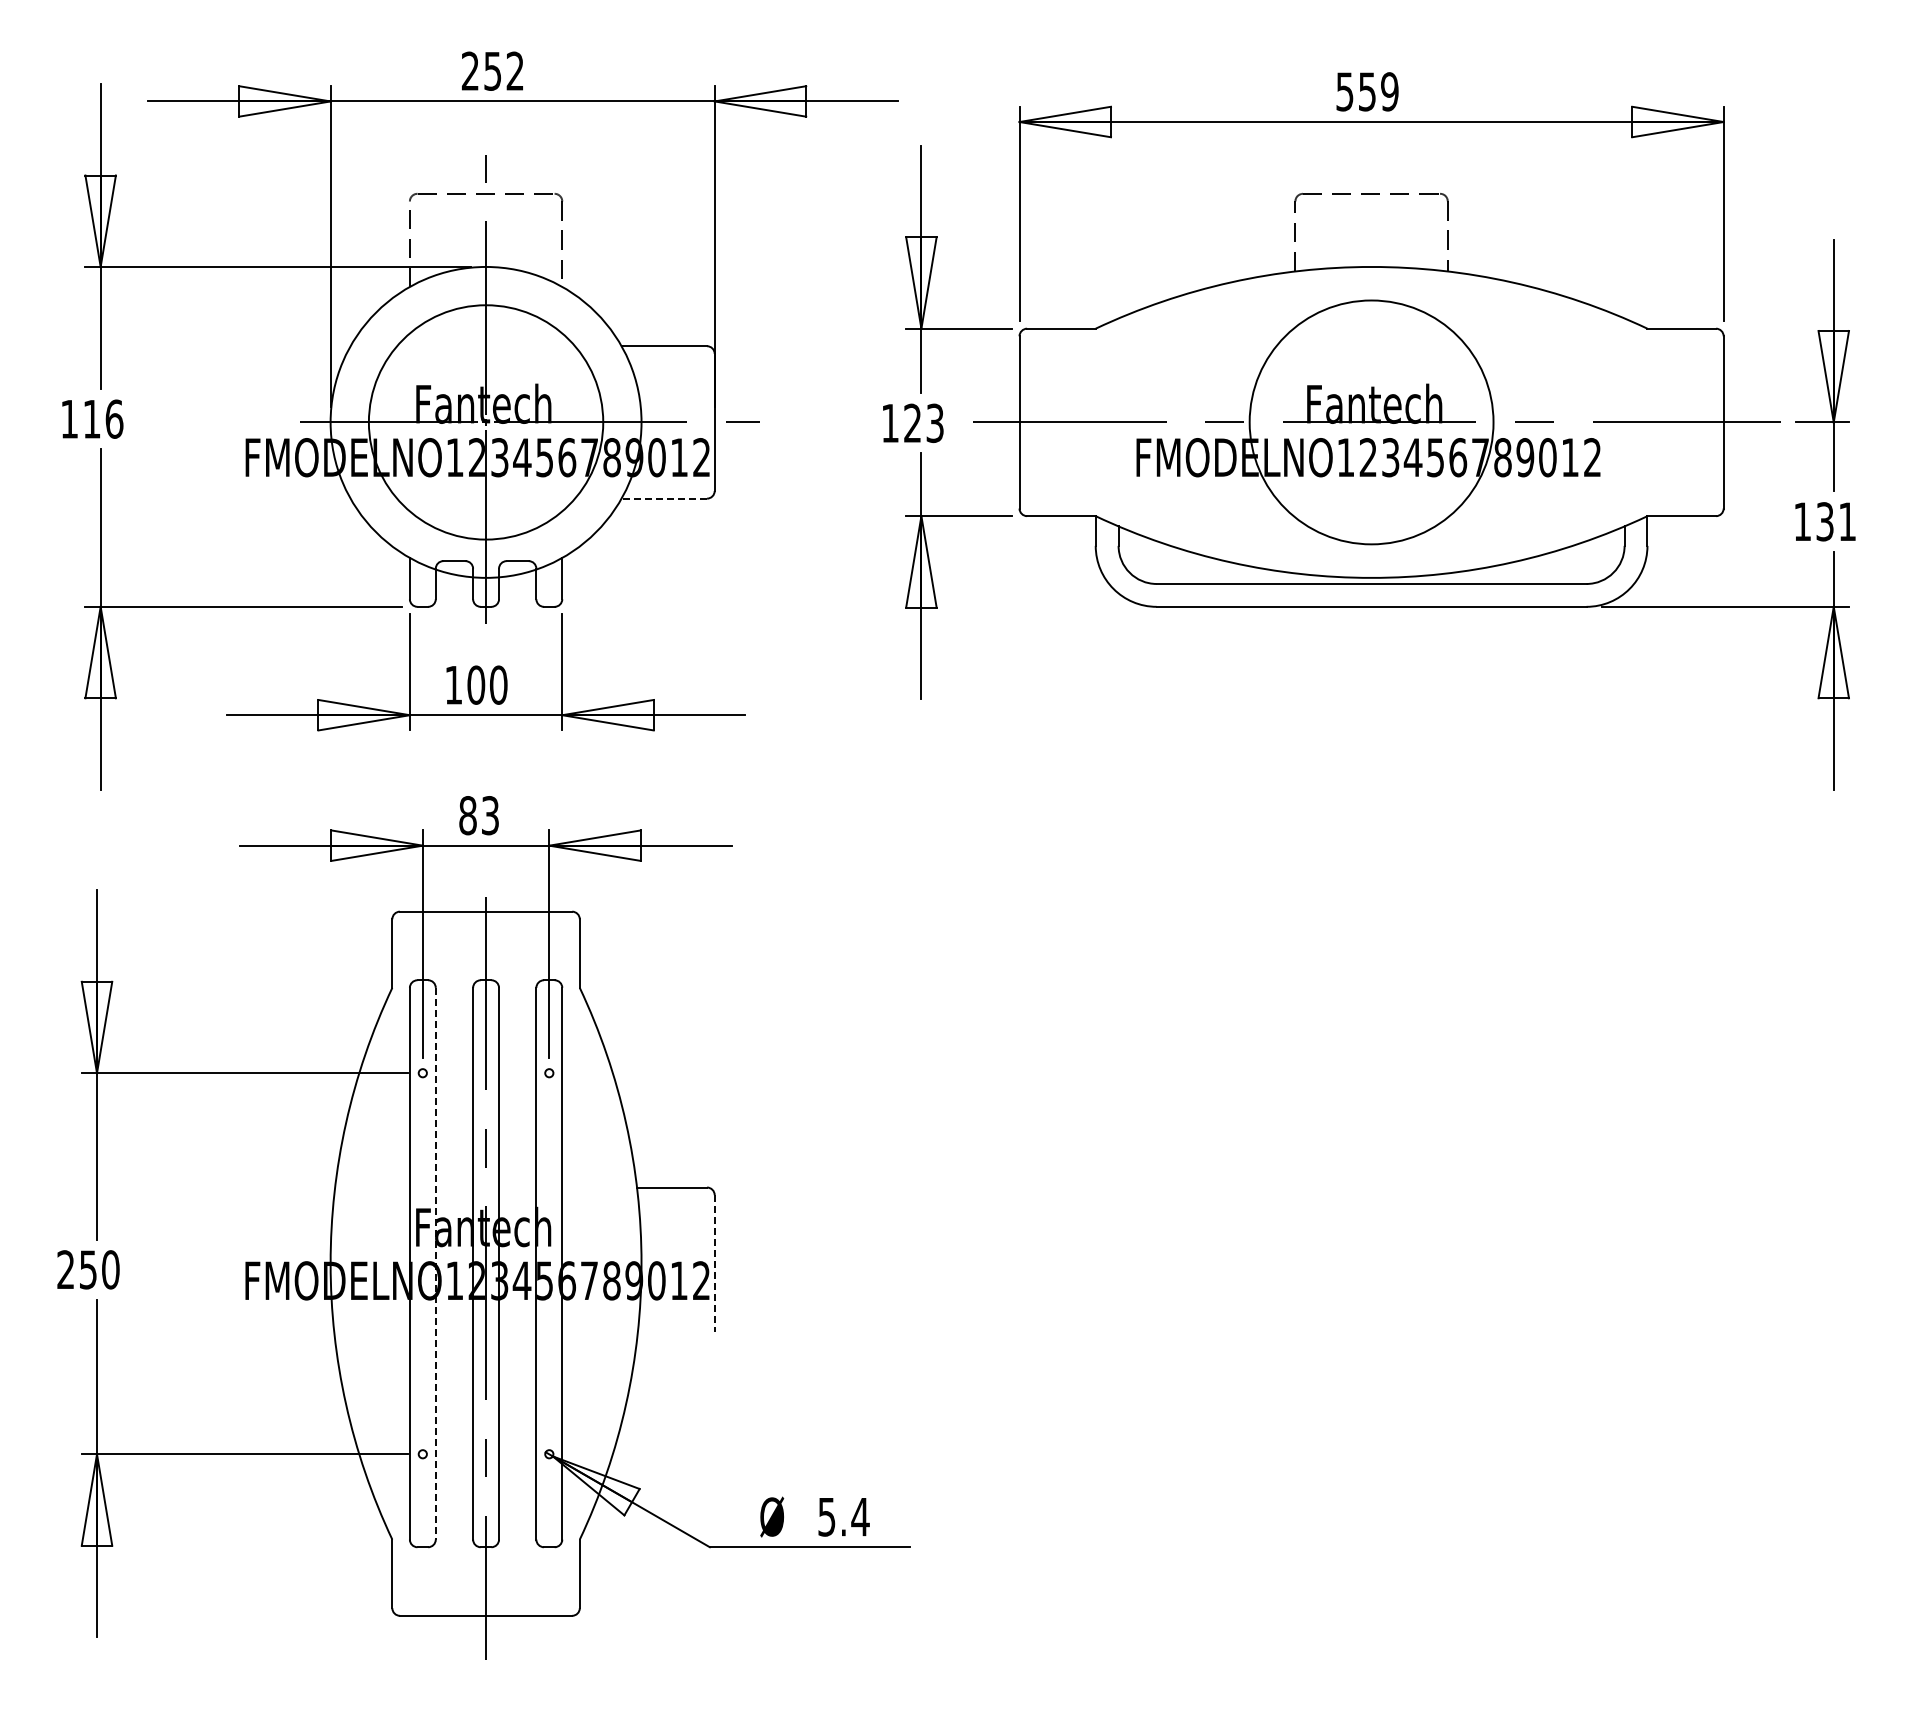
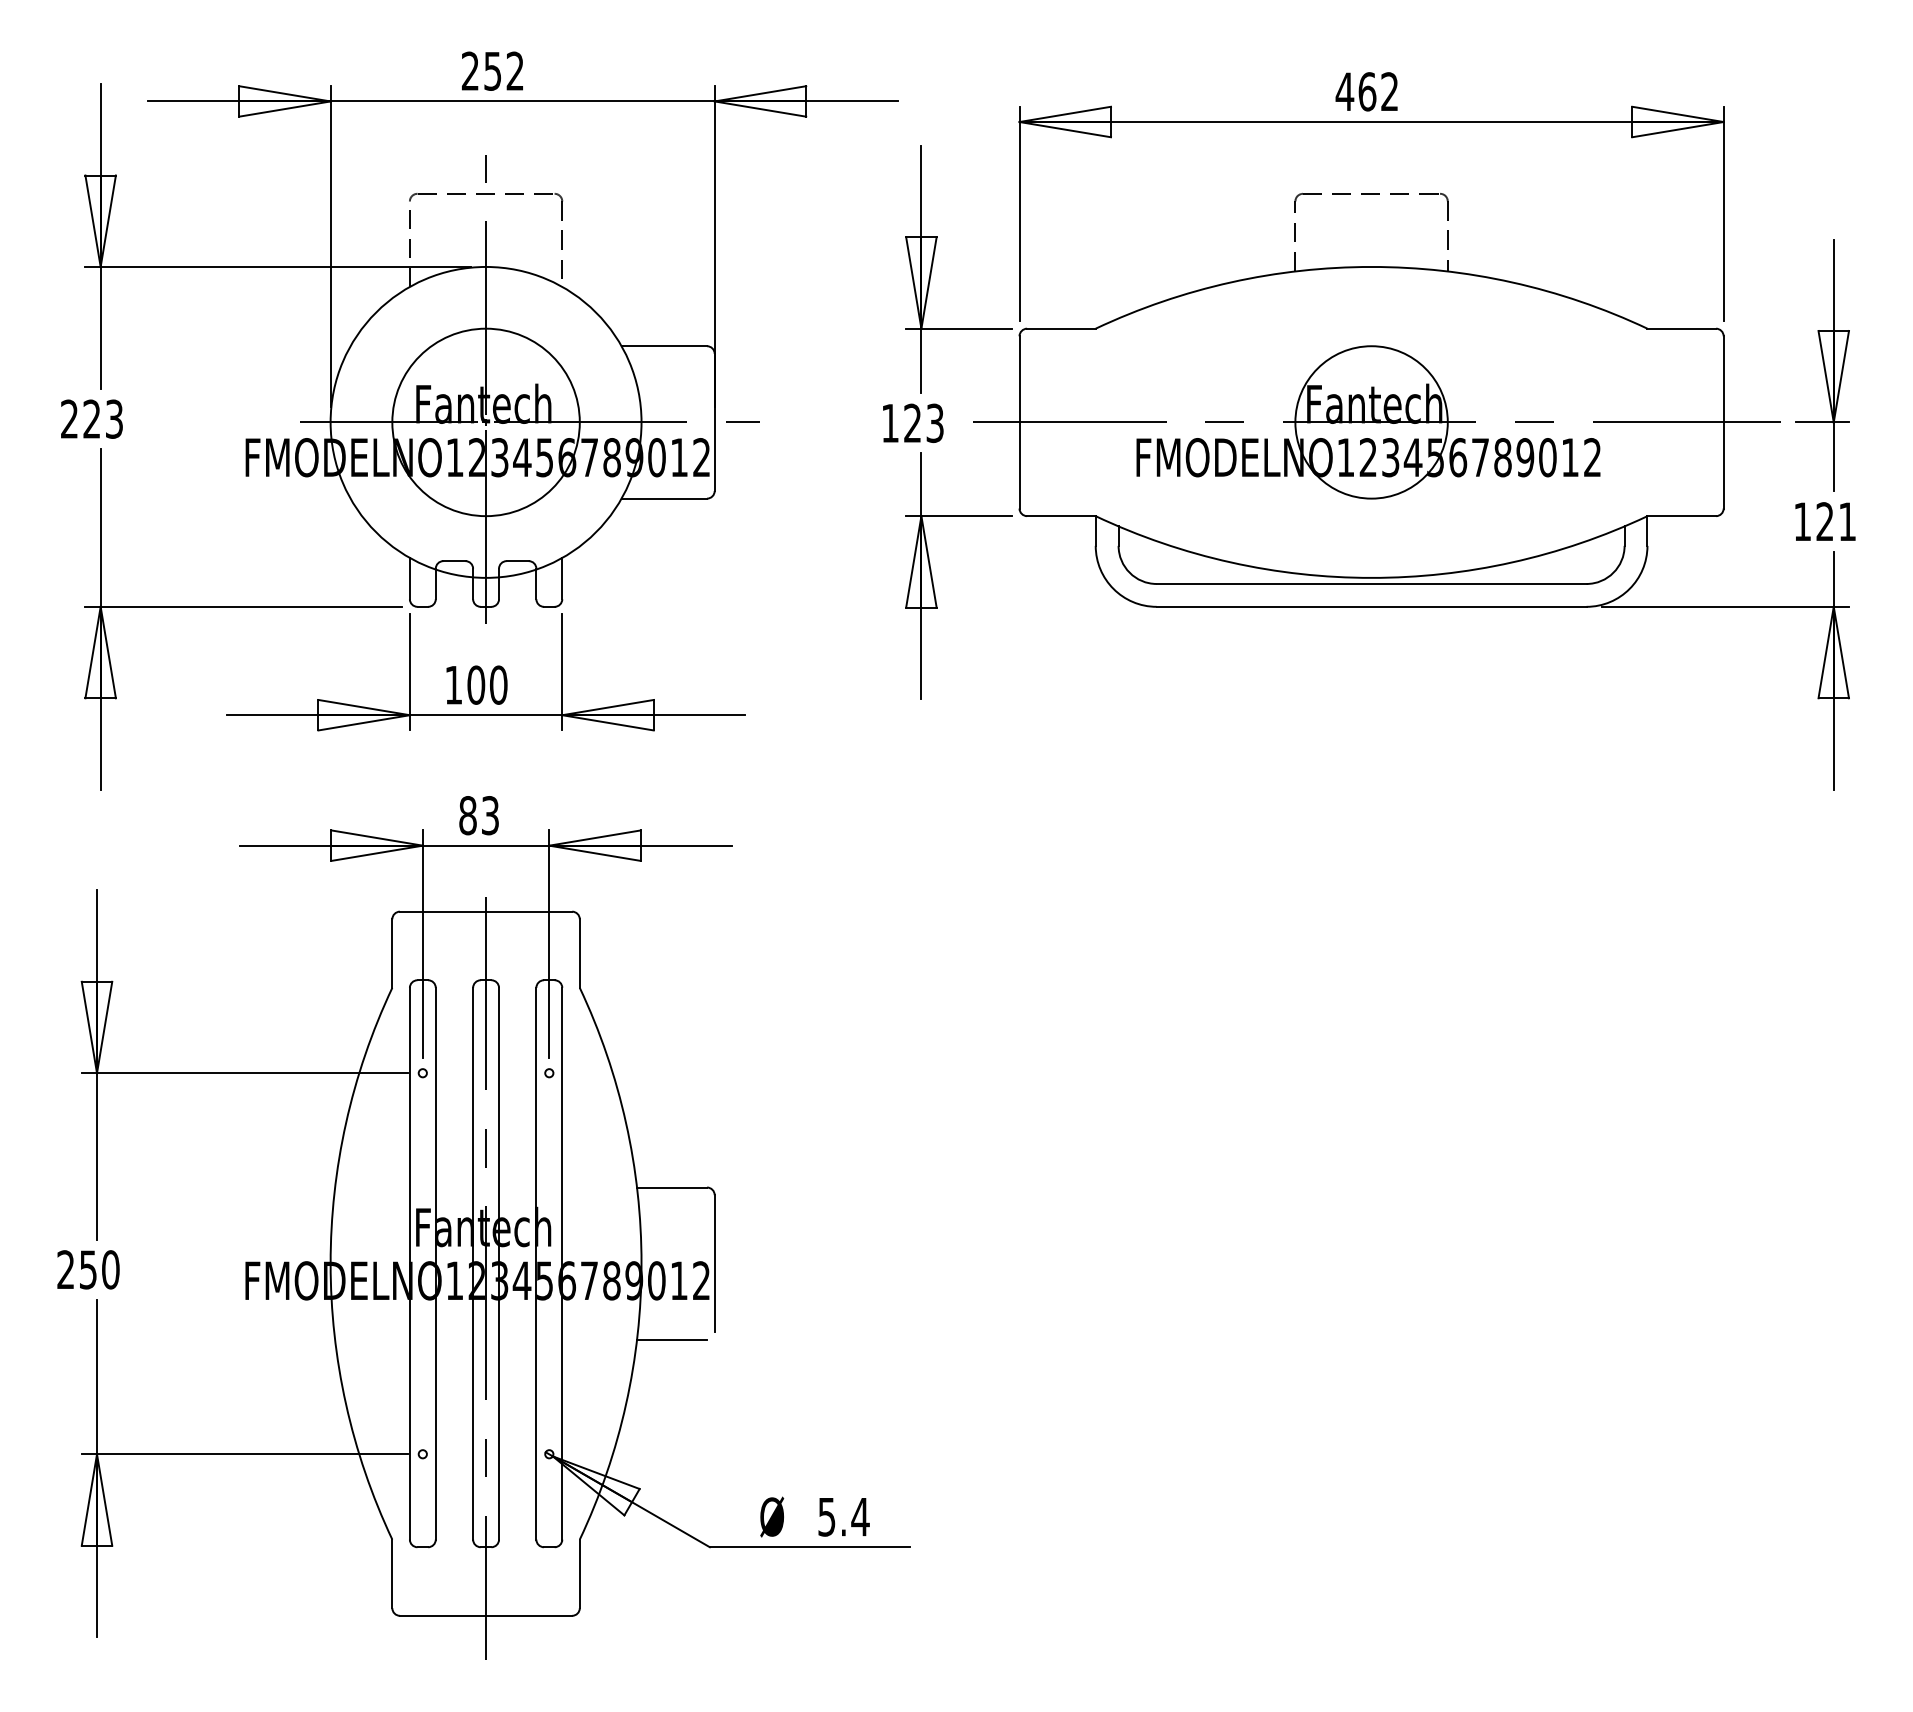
text: 559 -> 462 (1366, 91)
text: 116 -> 223 (92, 418)
circle diameter: 234 px -> 187 px (485, 422)
circle diameter: 244 px -> 152 px (1371, 422)
line: dashed -> solid (664, 498)
text: 131 -> 121 (1824, 521)
line: dashed -> solid (435, 1263)
line: dashed -> solid (714, 1263)
line: none -> present (672, 1339)
